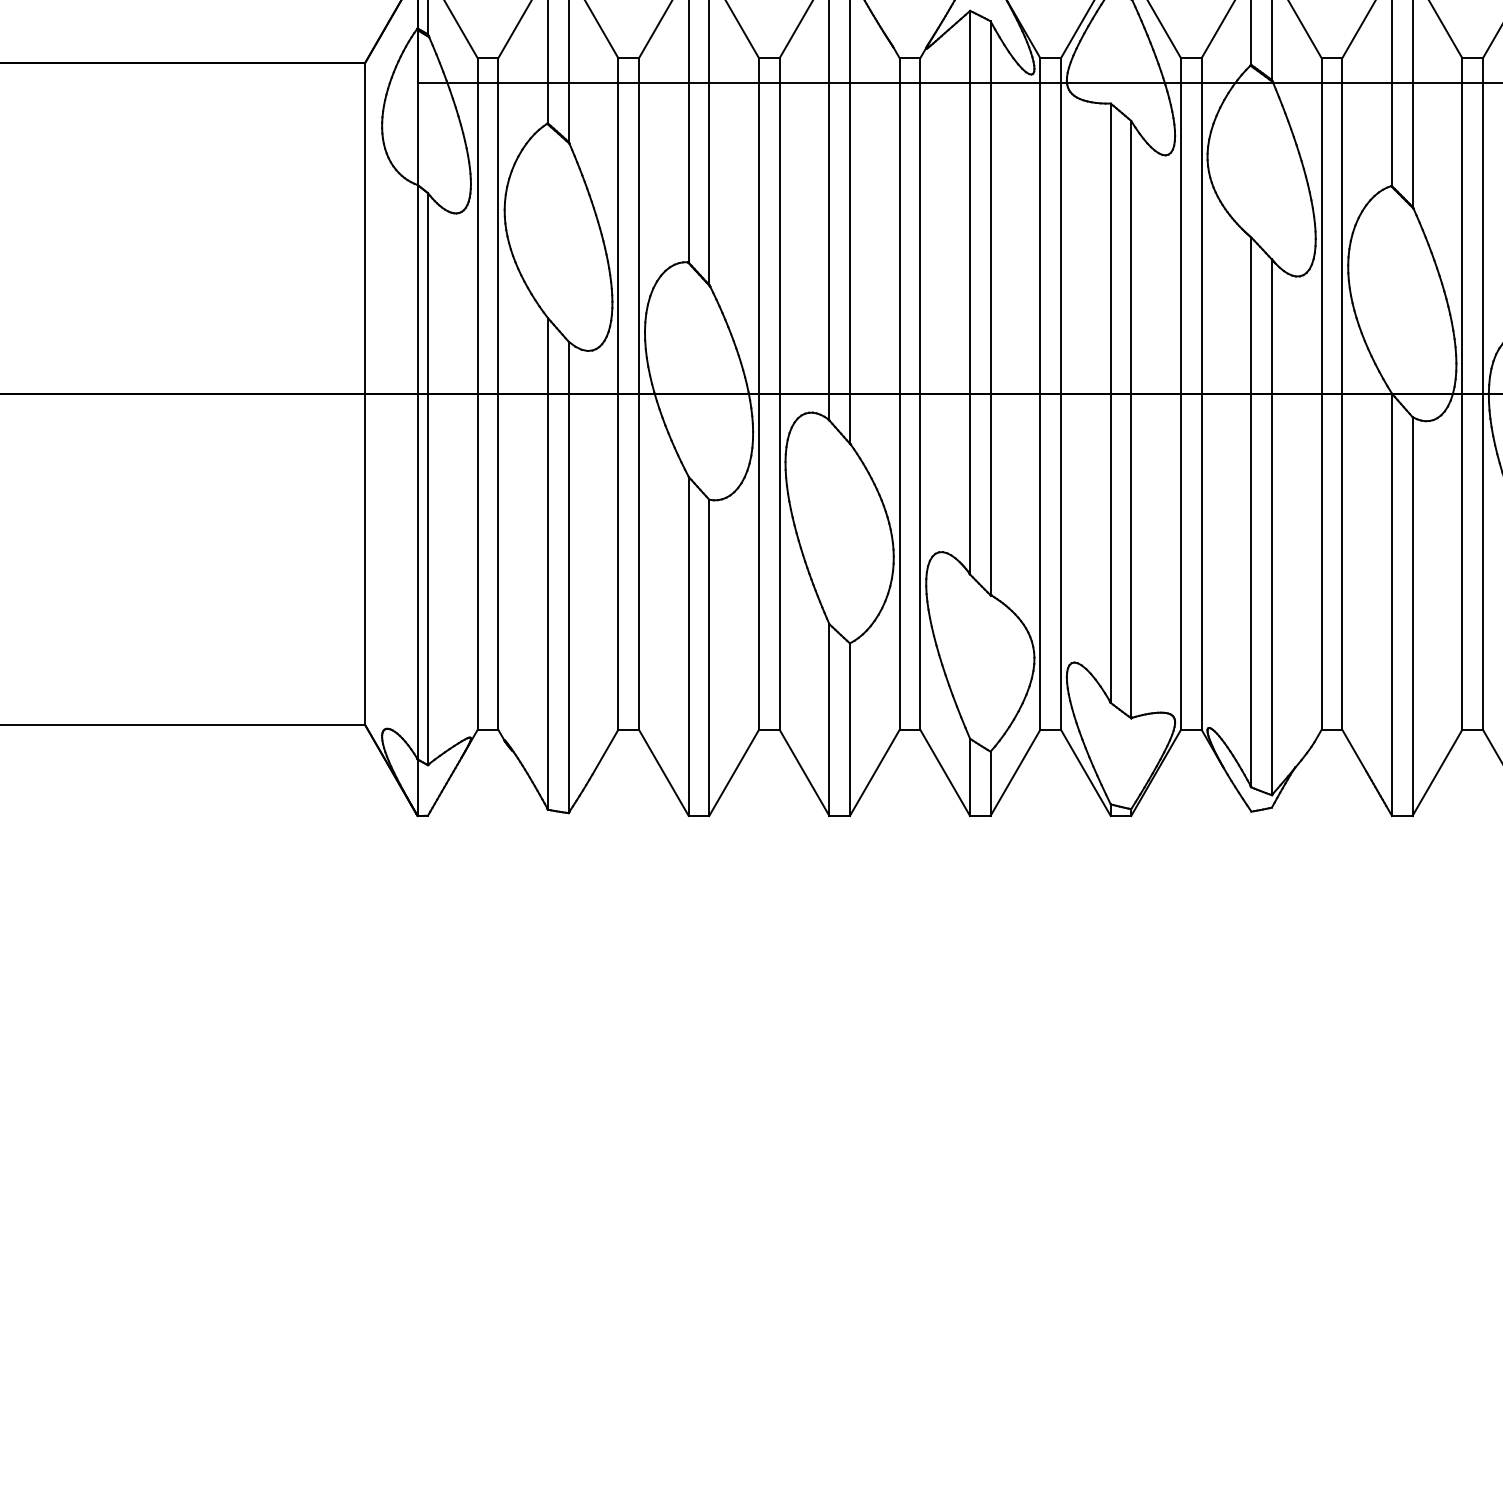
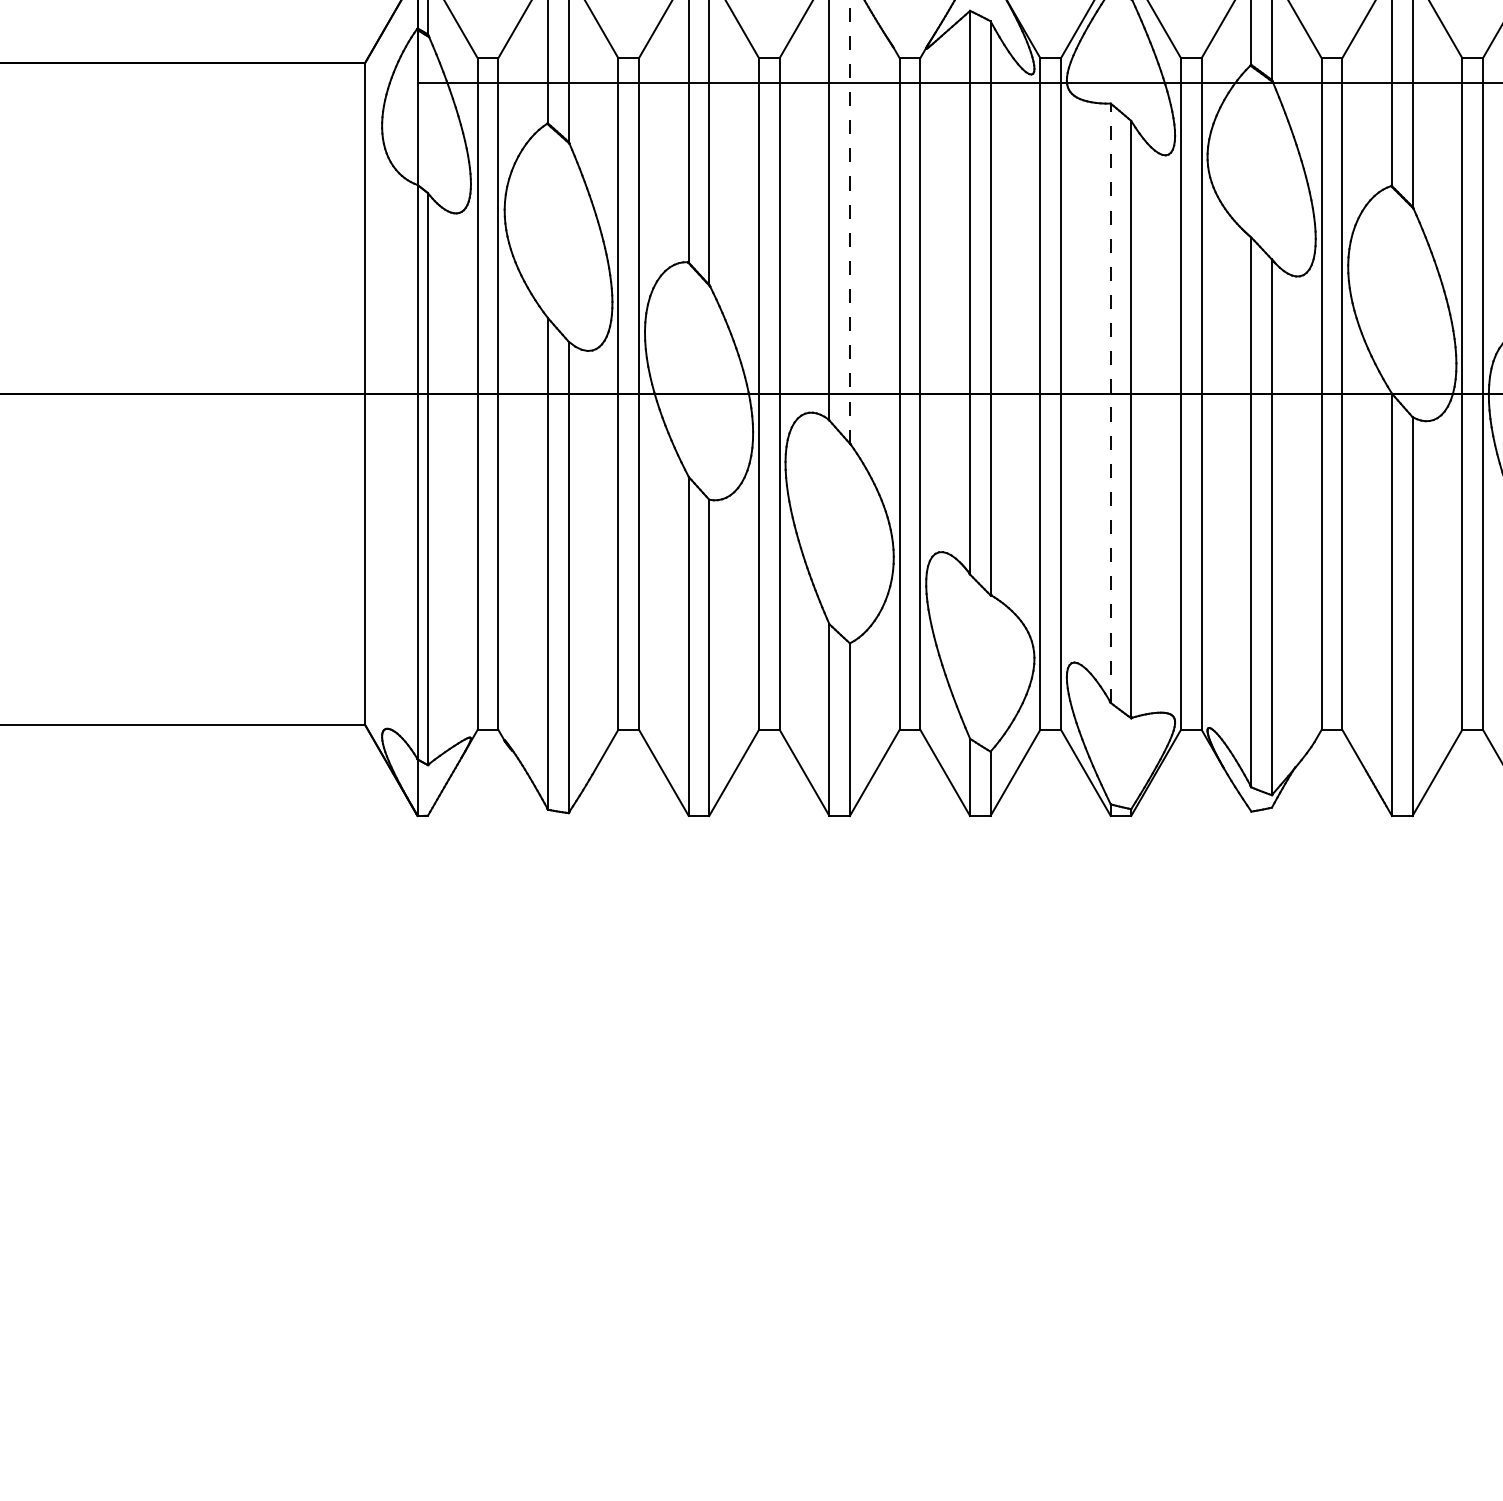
line: solid -> dashed (849, 222)
line: solid -> dashed (1110, 403)
